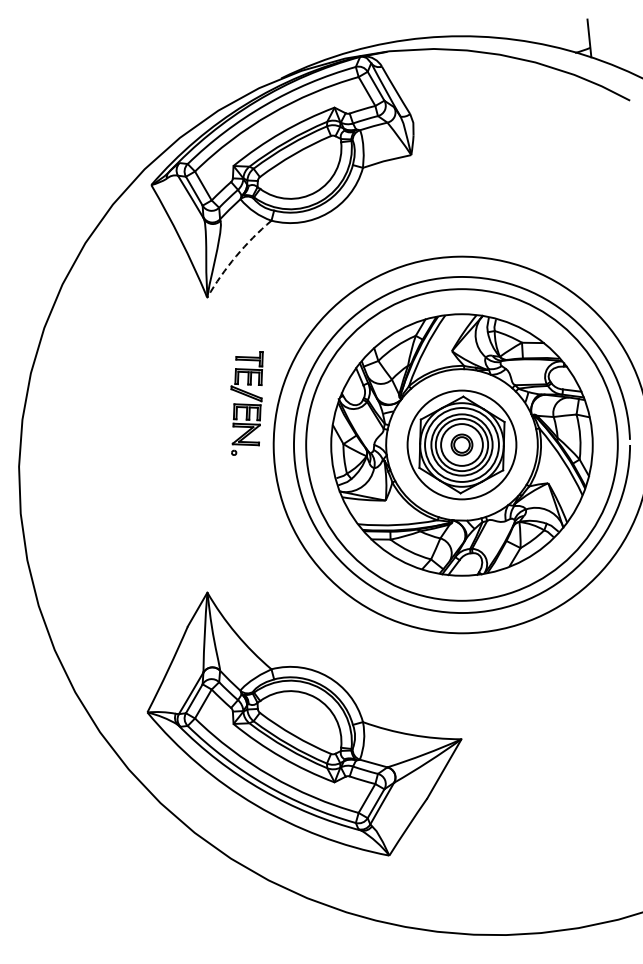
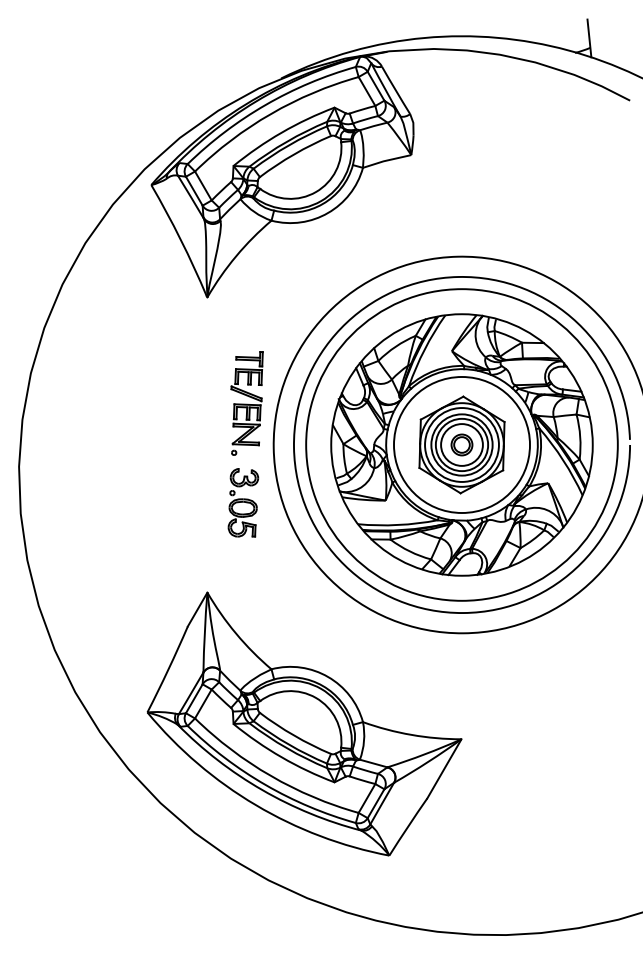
arc: dashed -> solid (236, 256)
circle diameter: 109 px -> 136 px (462, 445)
part: none -> present (243, 502)
